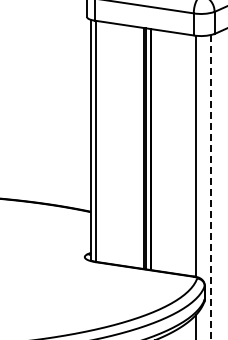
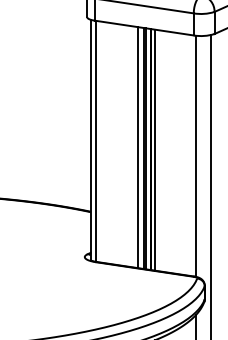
line: none -> present (137, 147)
line: none -> present (154, 149)
line: dashed -> solid (210, 187)
